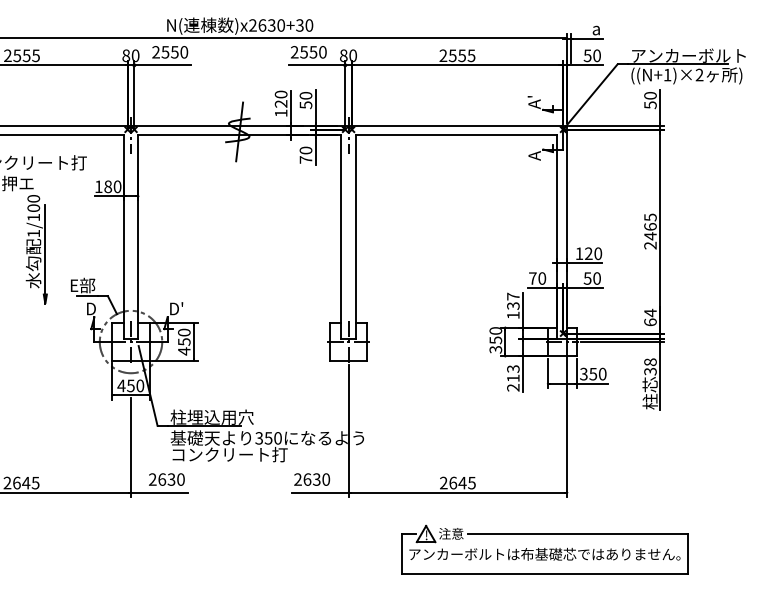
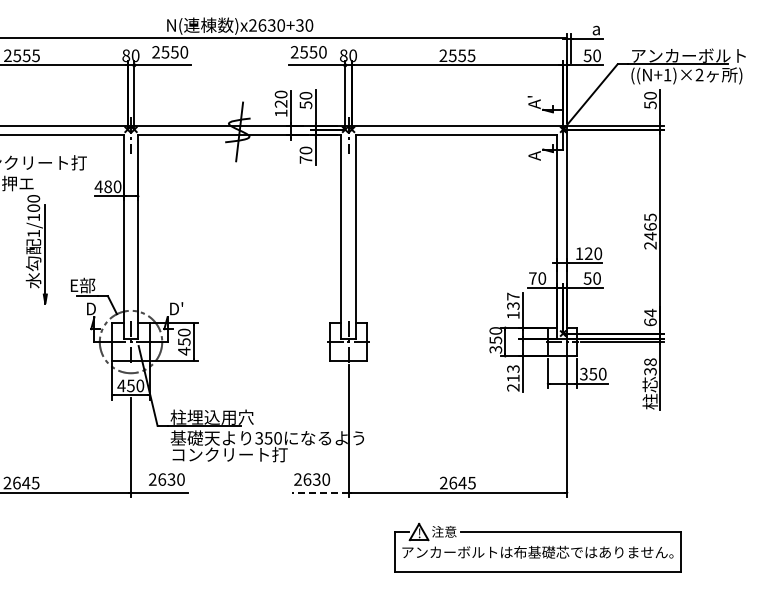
text: 180 -> 480 (98, 186)
line: solid -> dashed (319, 492)
part position: (544, 549) -> (537, 547) (537, 547)
